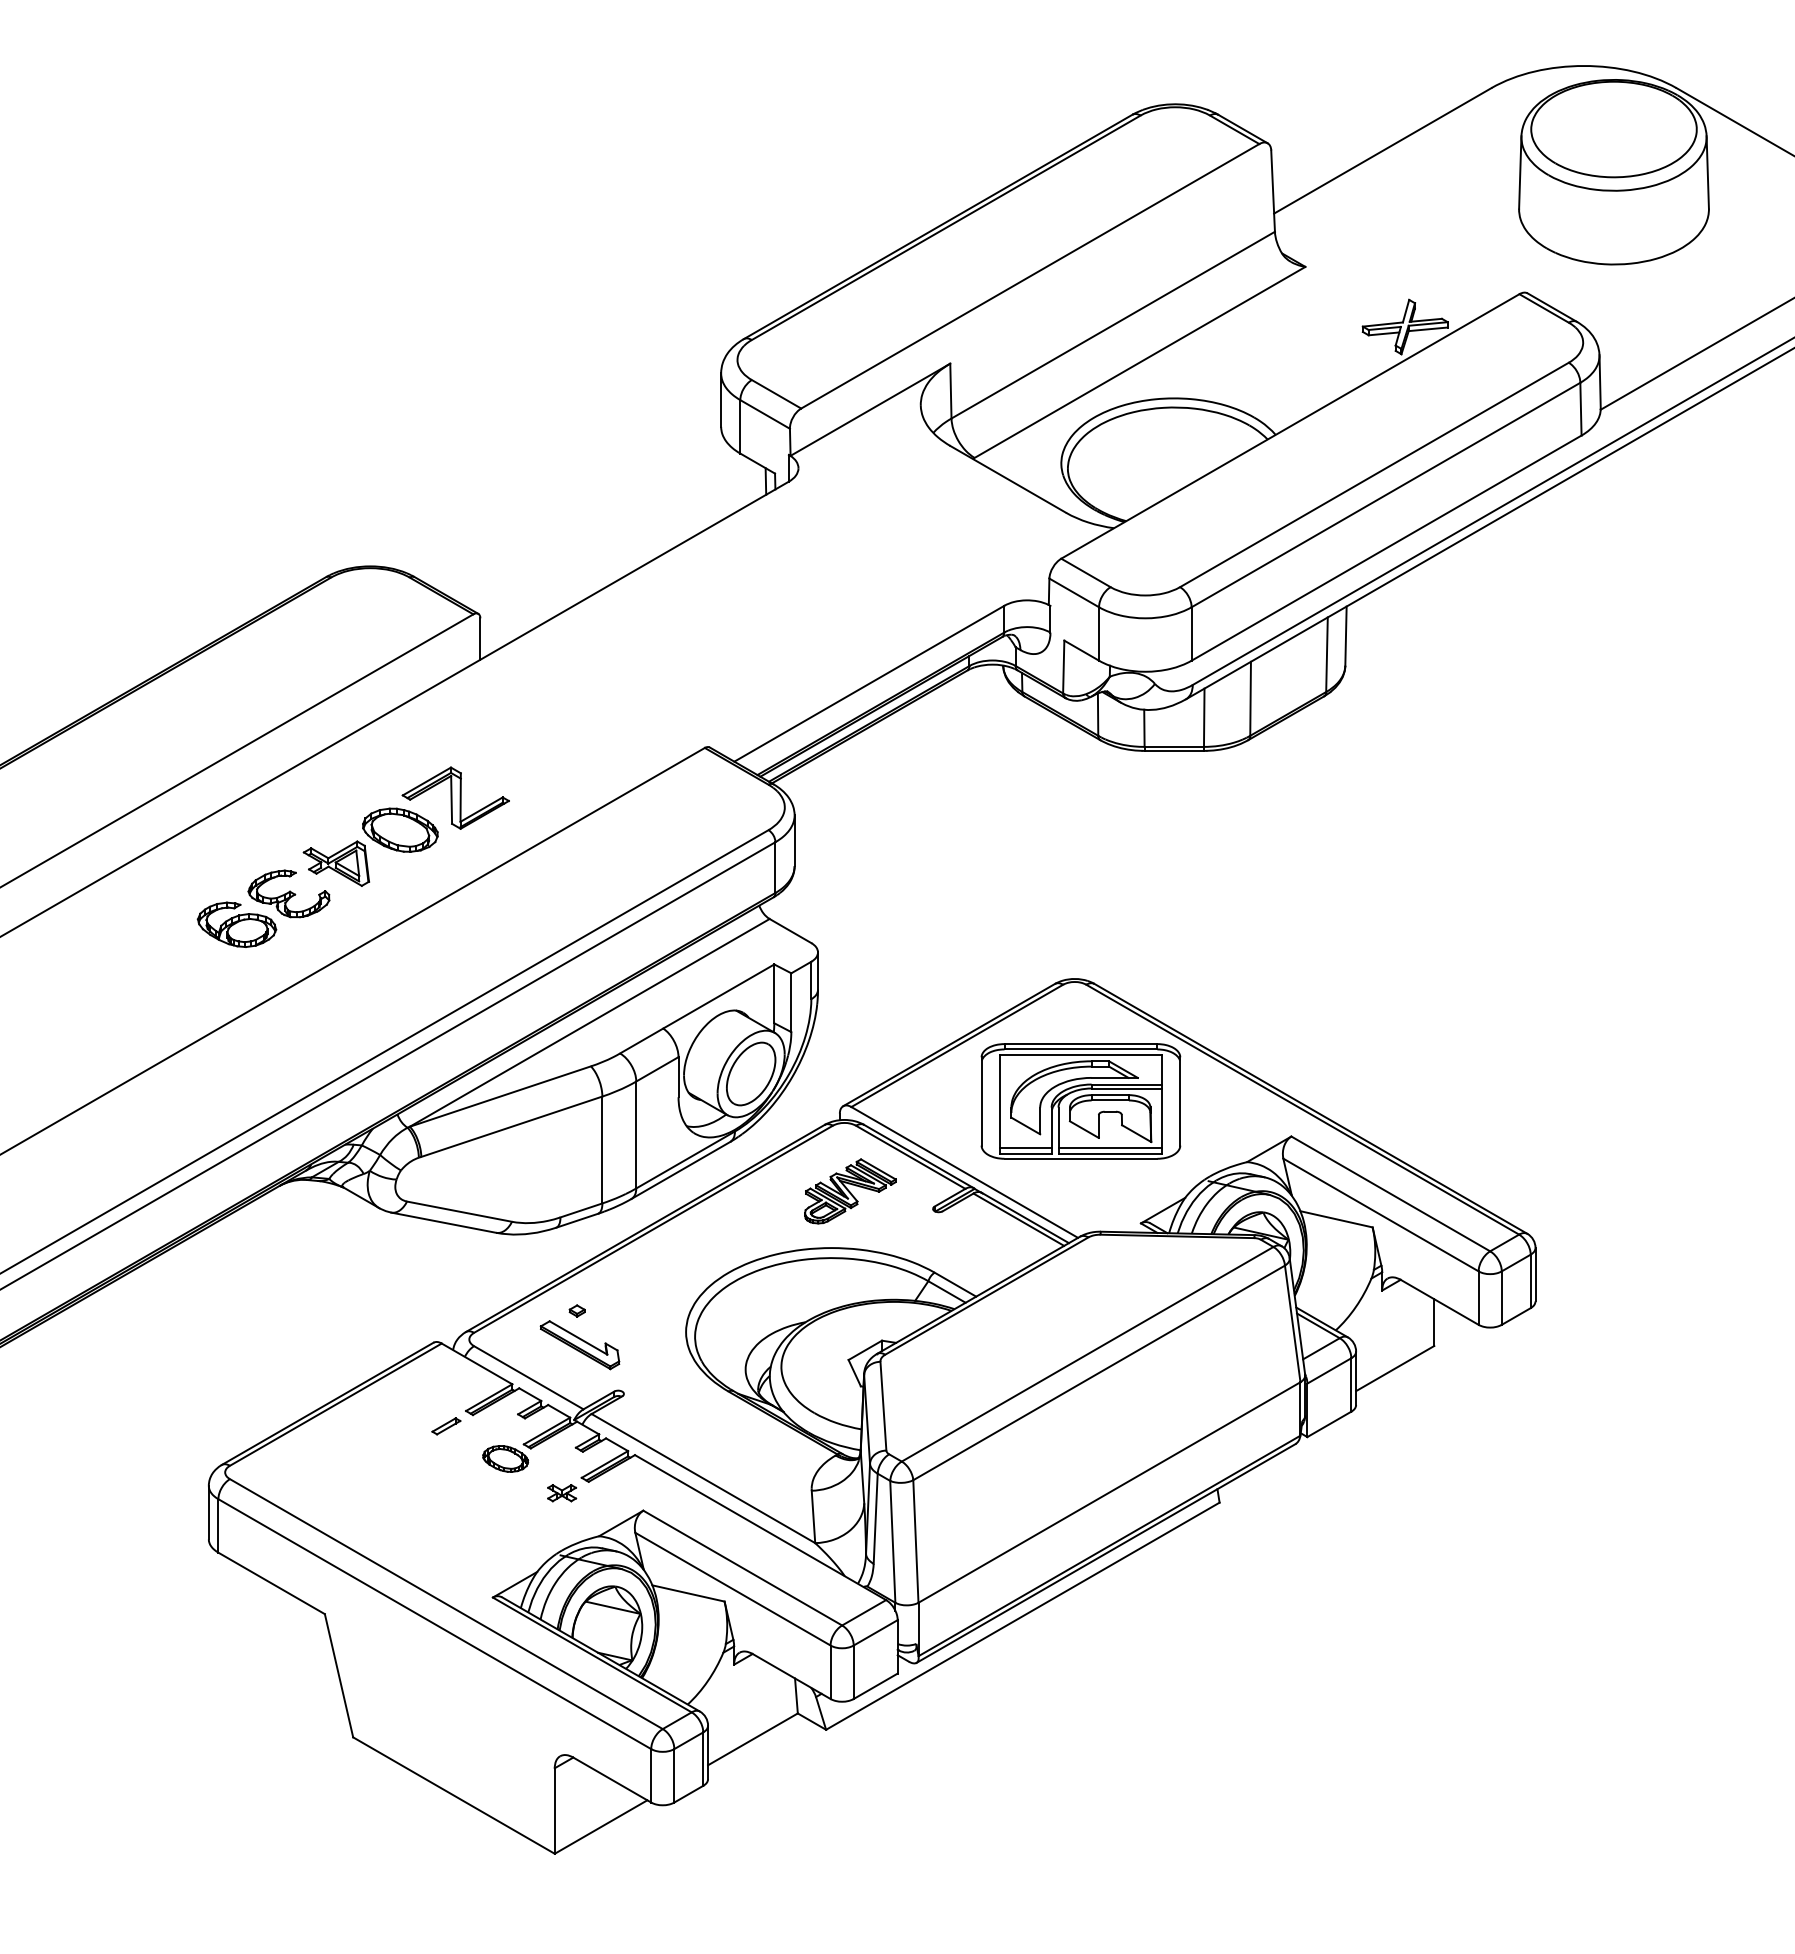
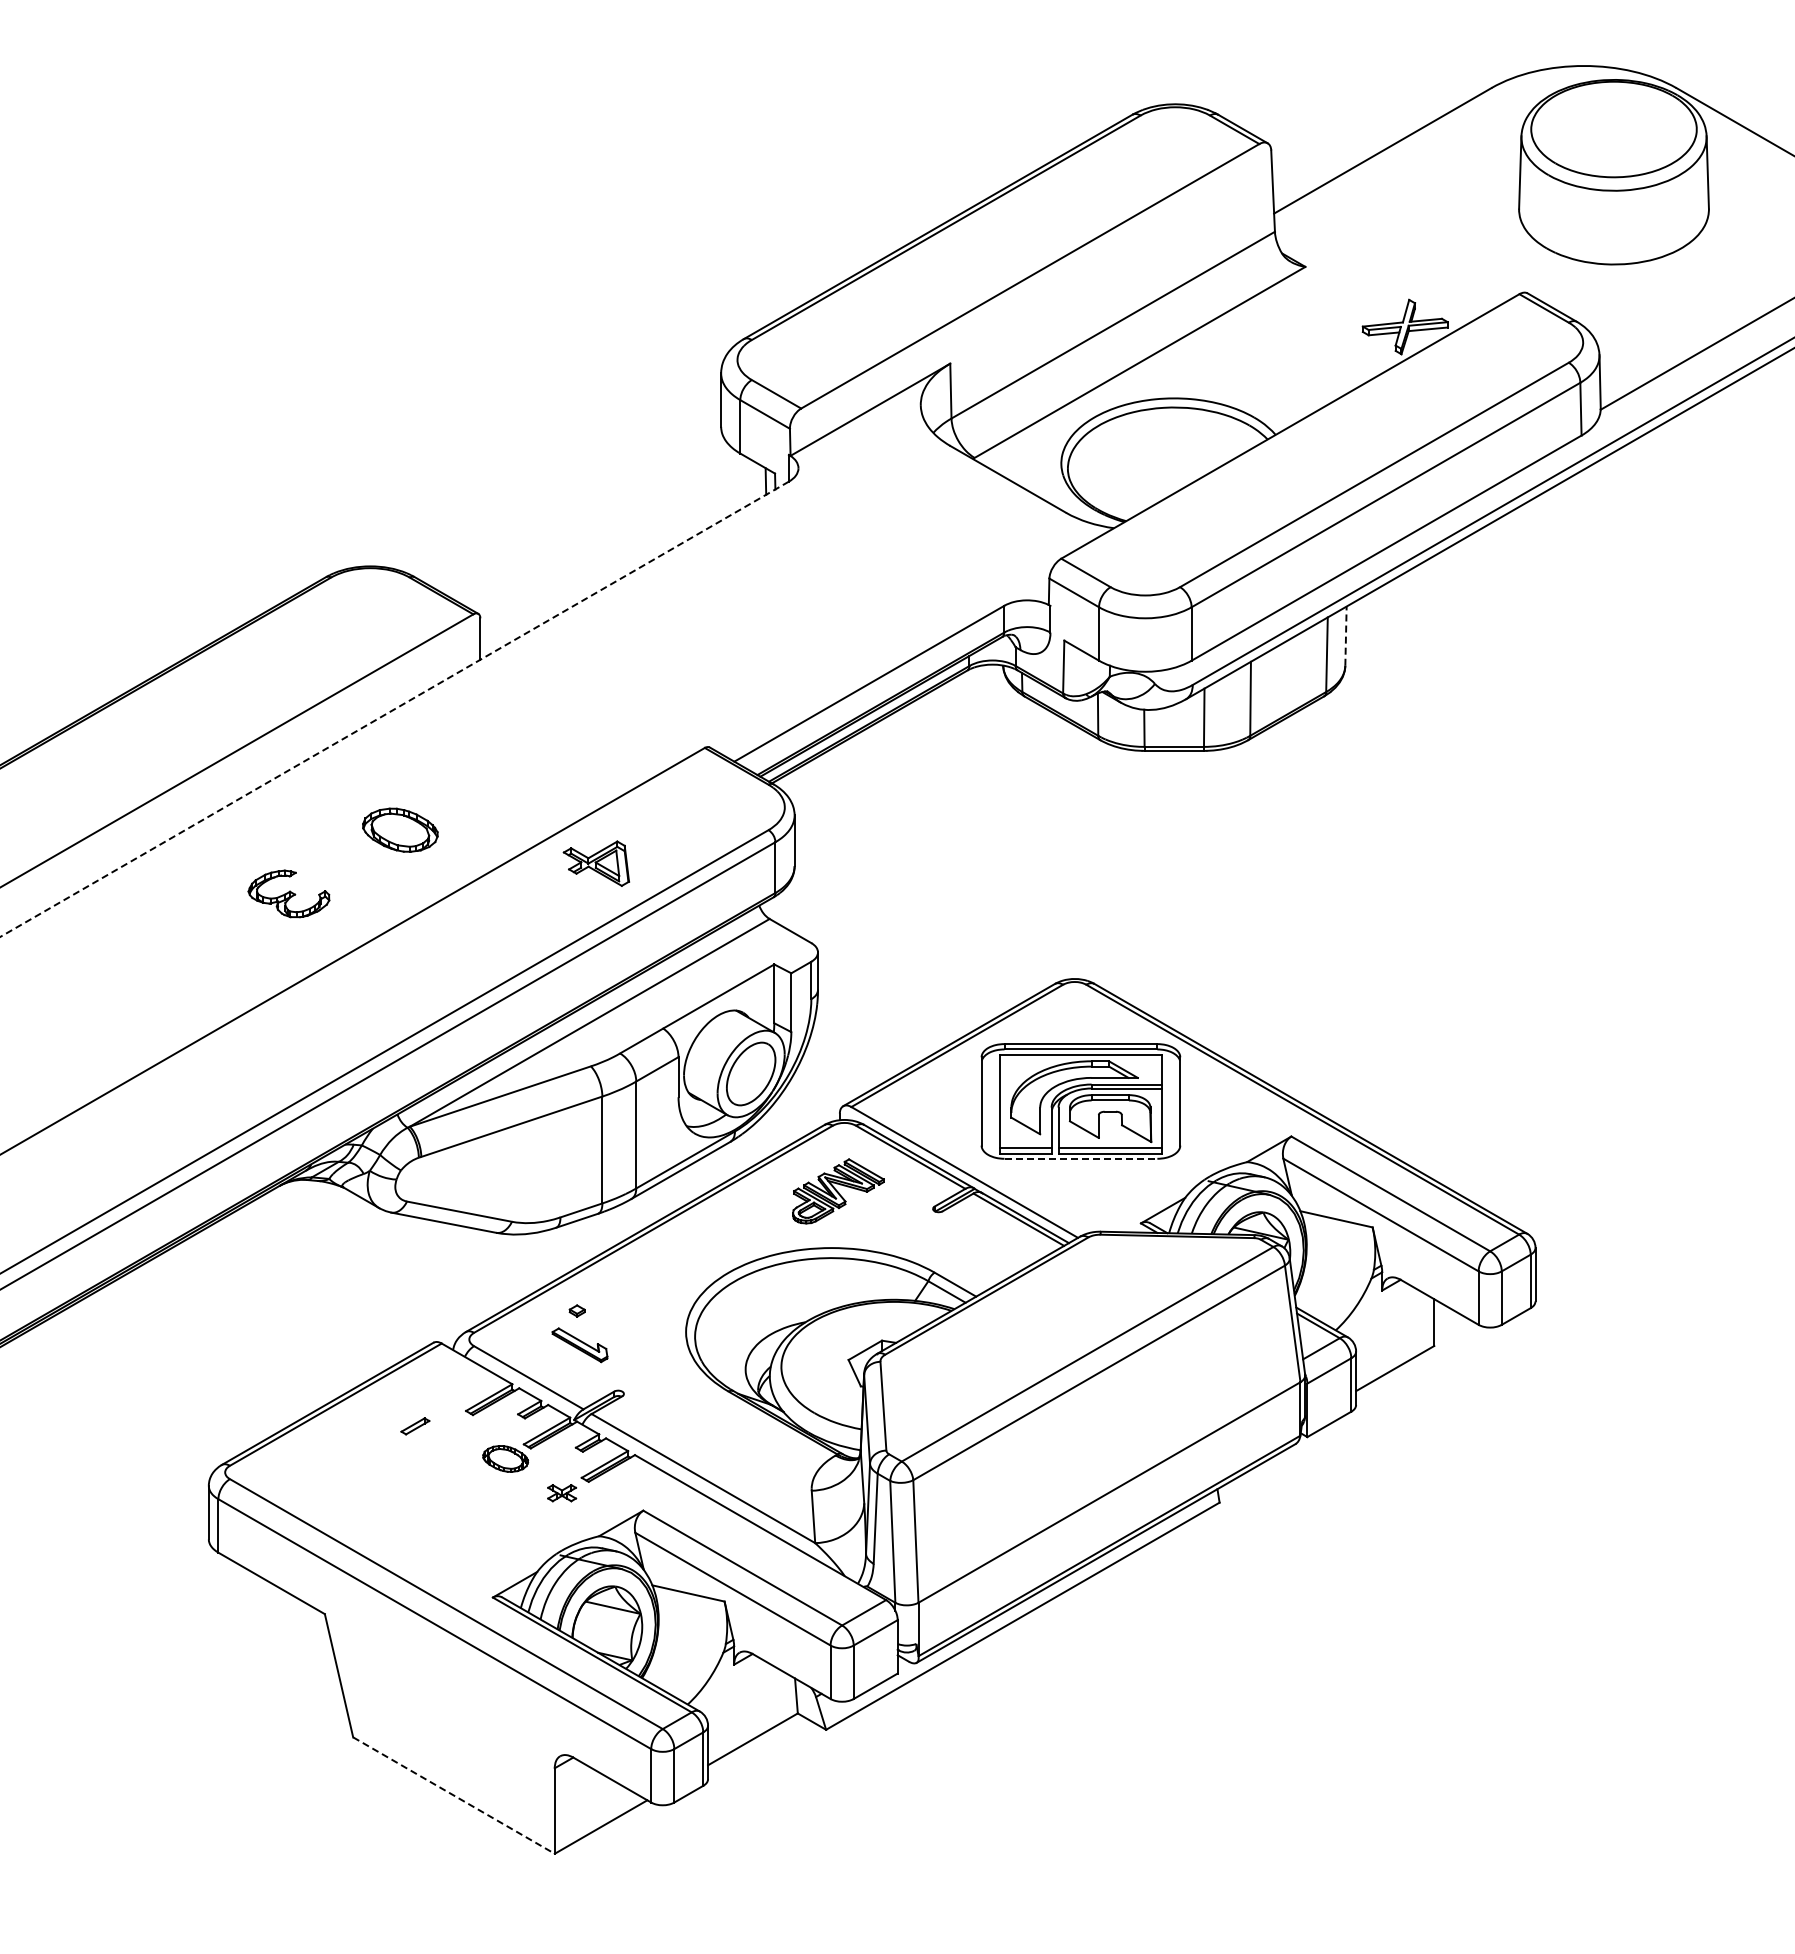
line: solid -> dashed (1345, 636)
line: solid -> dashed (394, 709)
part: present -> none (455, 797)
part position: (335, 863) -> (595, 863) (595, 863)
part: present -> none (236, 924)
line: solid -> dashed (1081, 1158)
part position: (850, 1191) -> (838, 1191) (838, 1191)
part size: 82x51 px -> 58x37 px (579, 1345)
part position: (446, 1426) -> (415, 1426) (415, 1426)
line: solid -> dashed (454, 1795)
